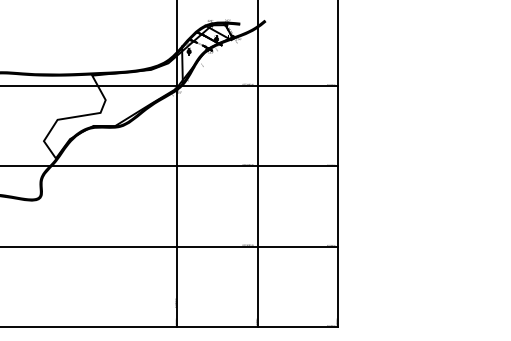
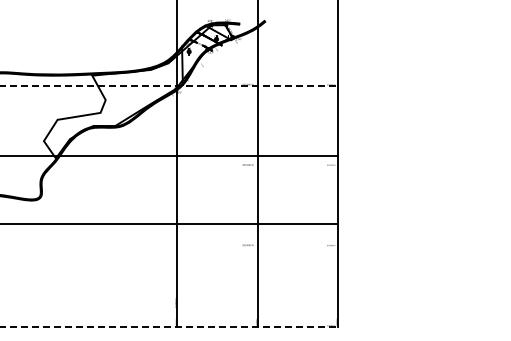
line: solid -> dashed (169, 85)
line position: (169, 166) -> (169, 156) (169, 156)
line position: (169, 246) -> (169, 223) (169, 223)
line: solid -> dashed (169, 326)
